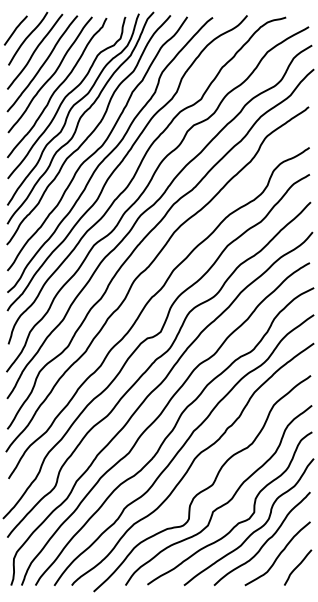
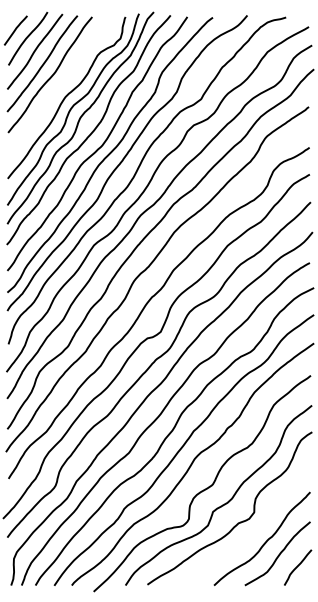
curve: present -> none (57, 88)
curve: present -> none (254, 530)
